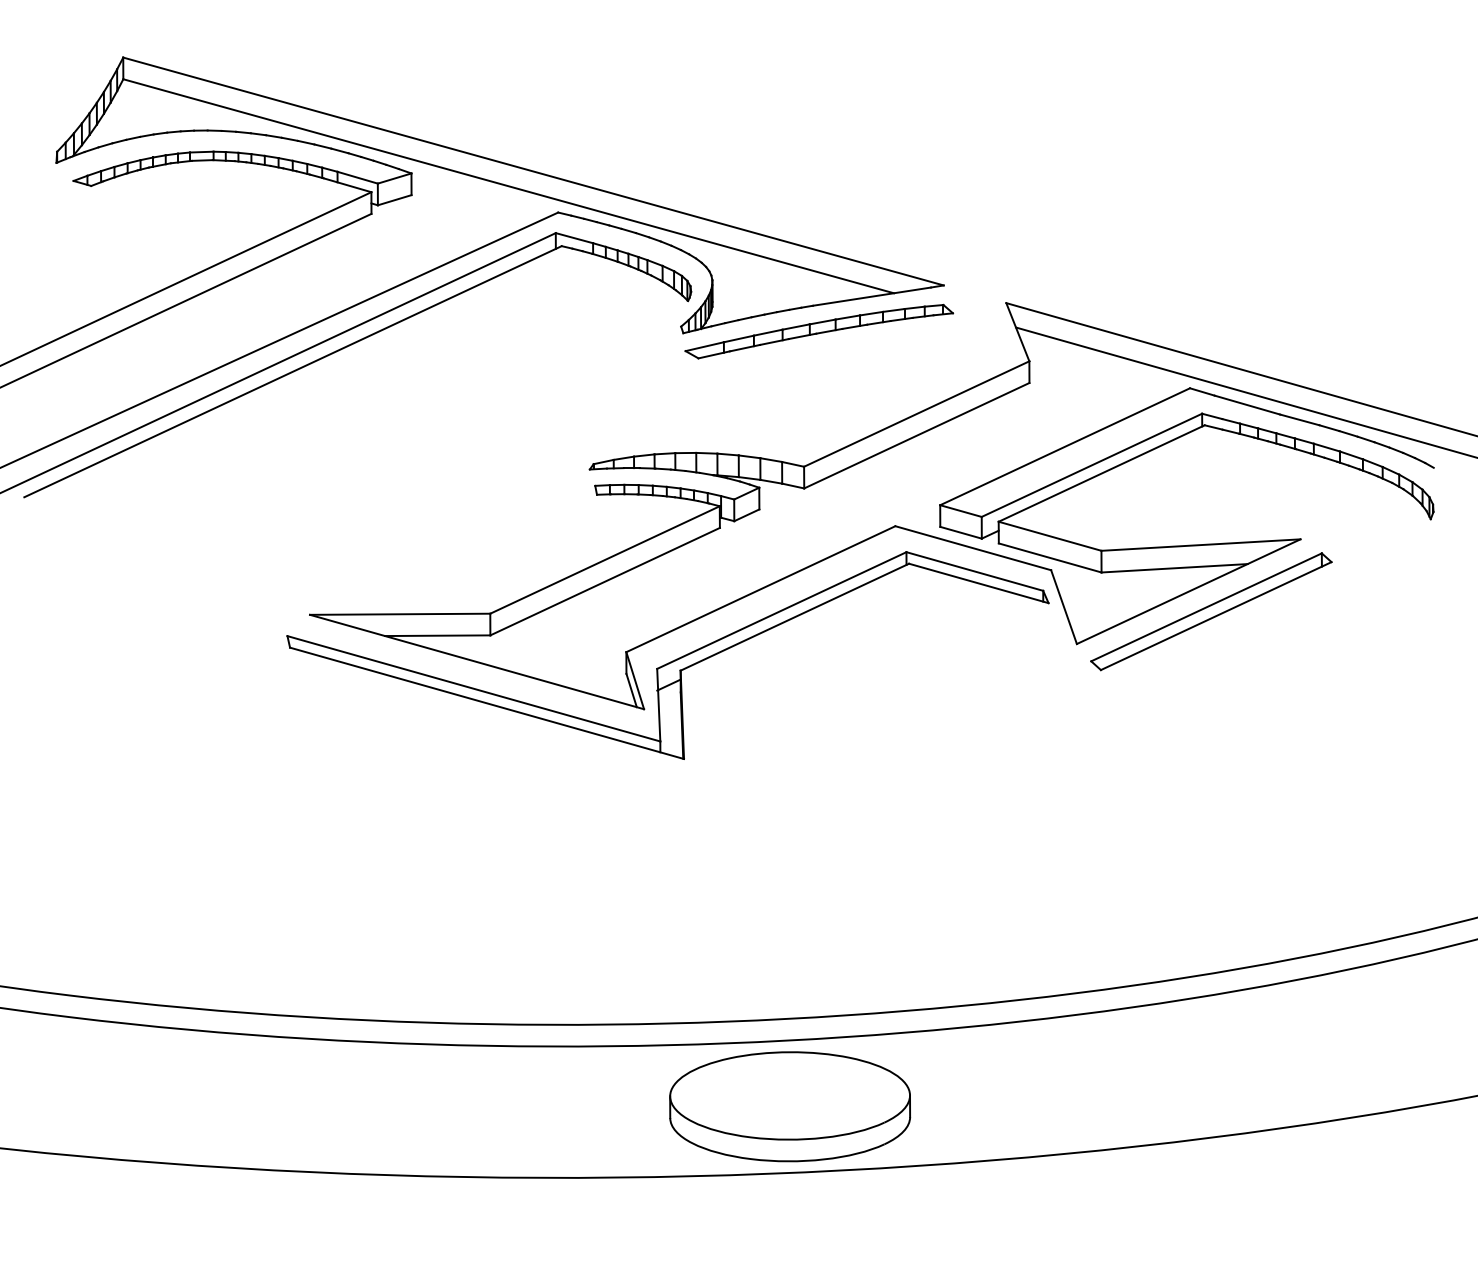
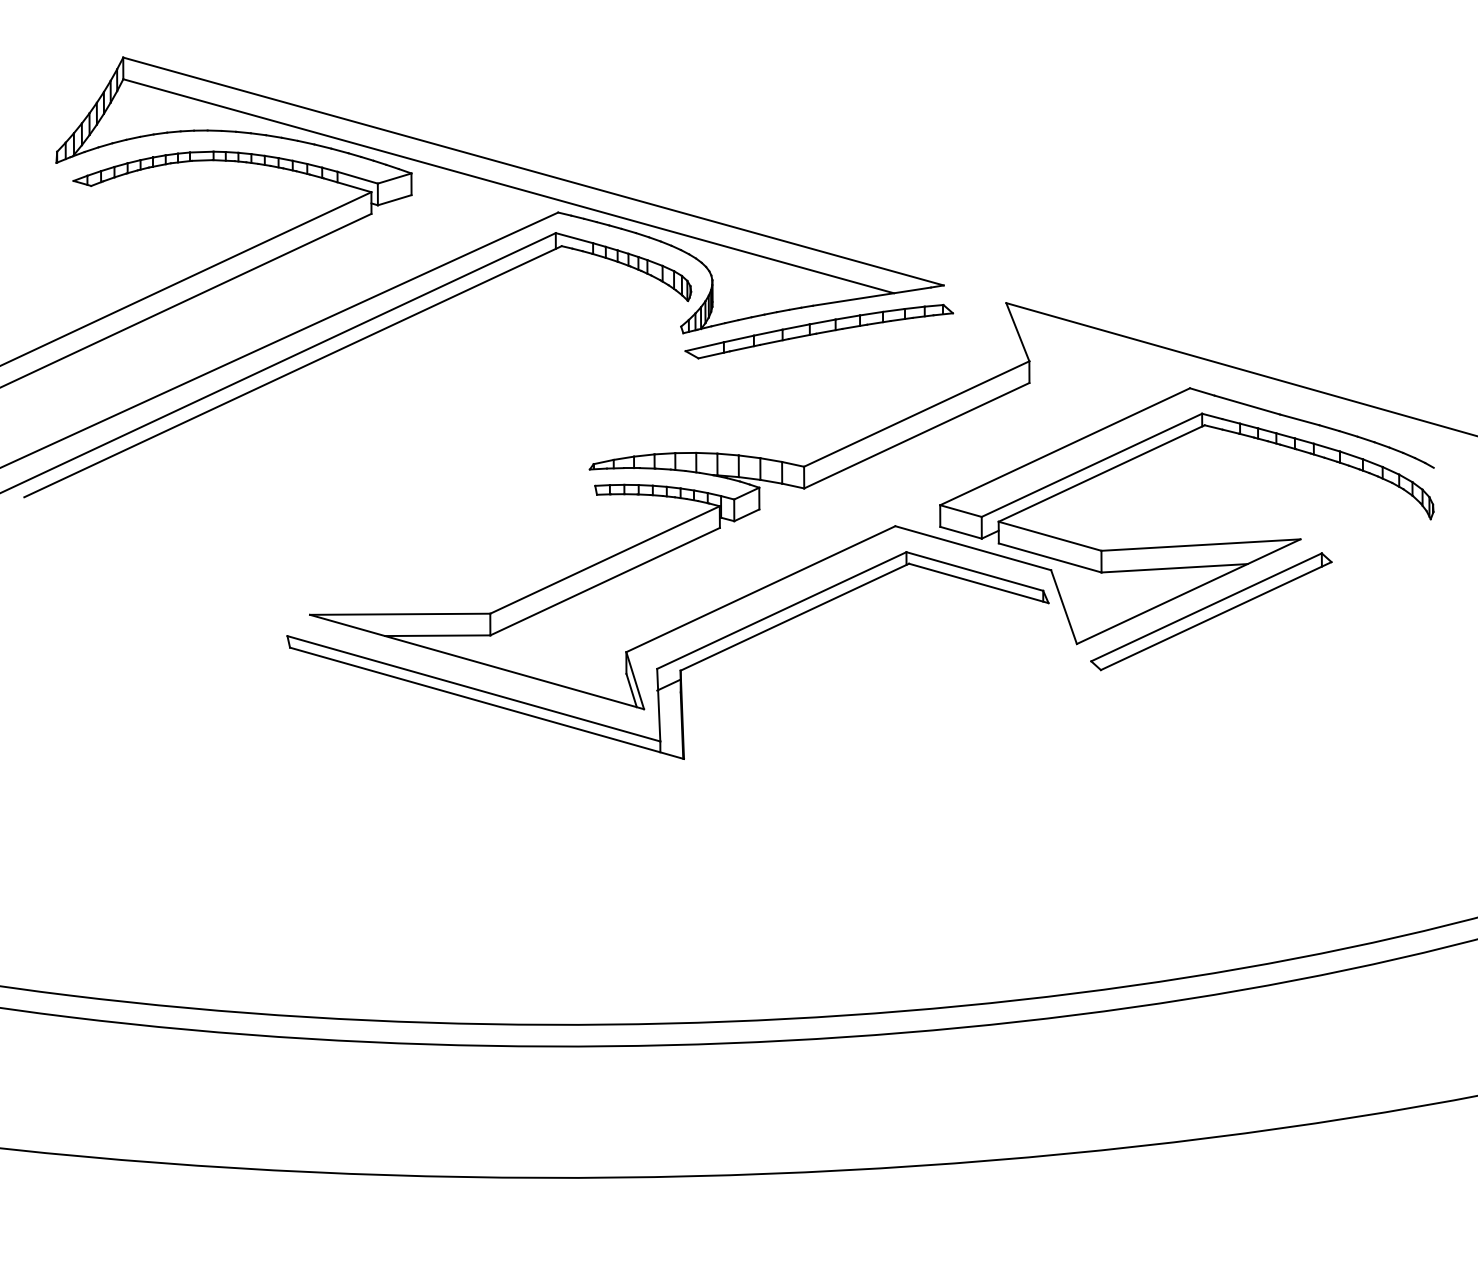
line: present -> none (1245, 392)
part: present -> none (790, 1106)
